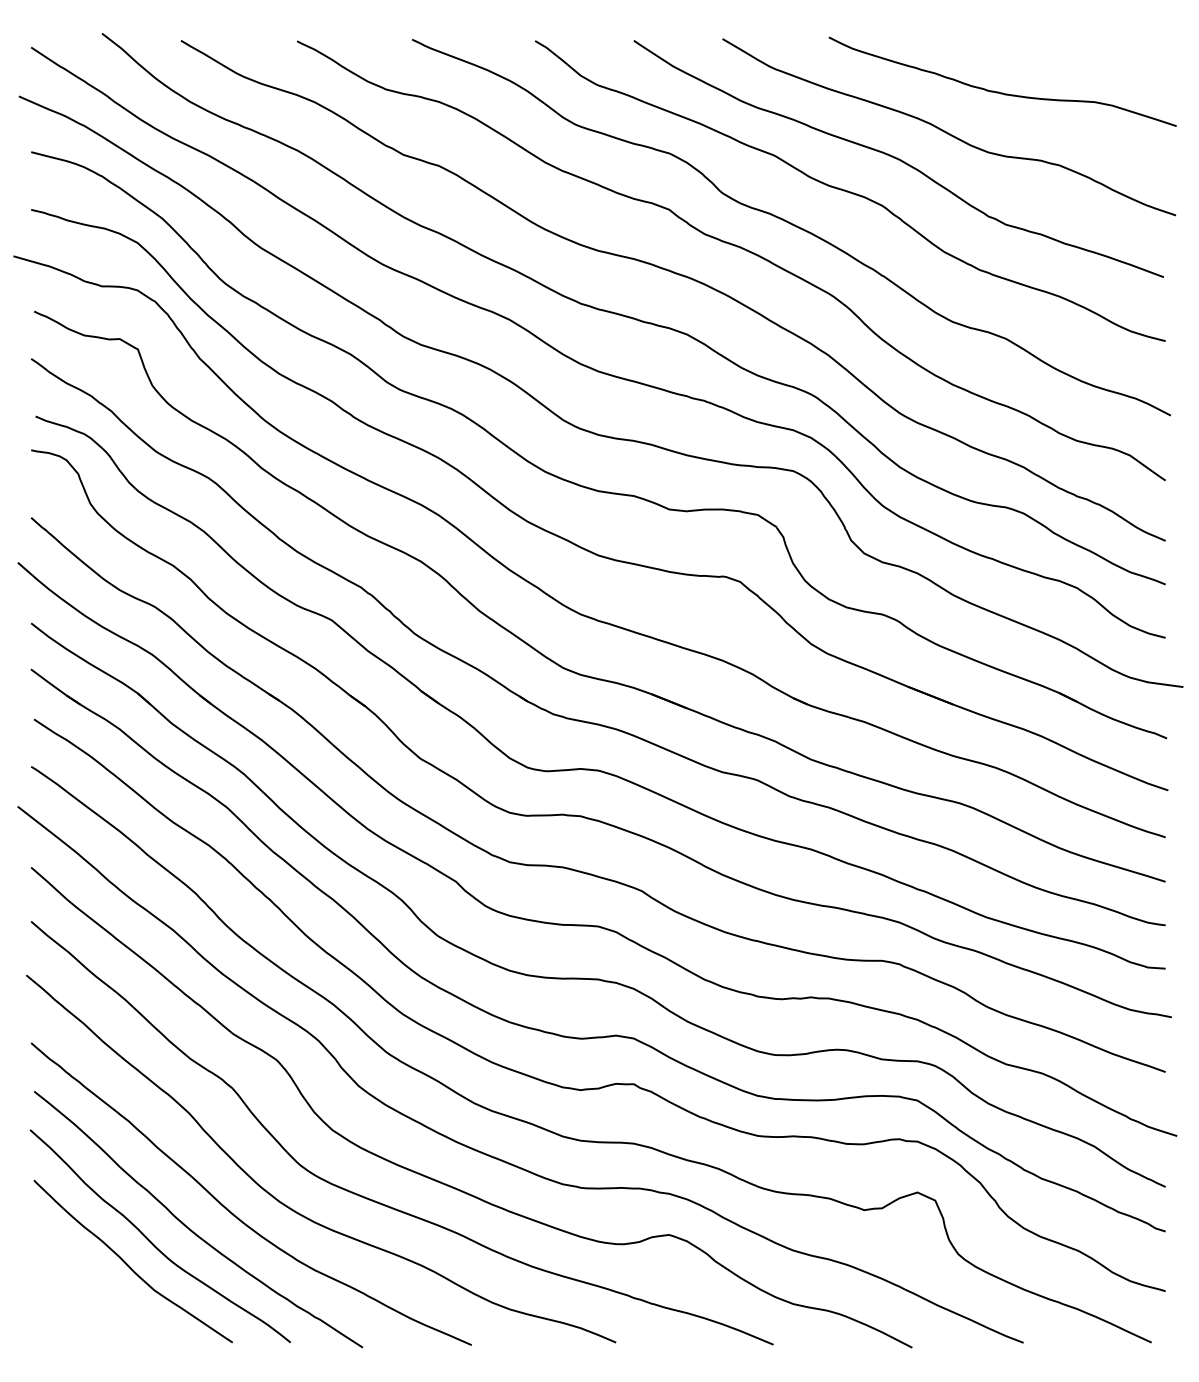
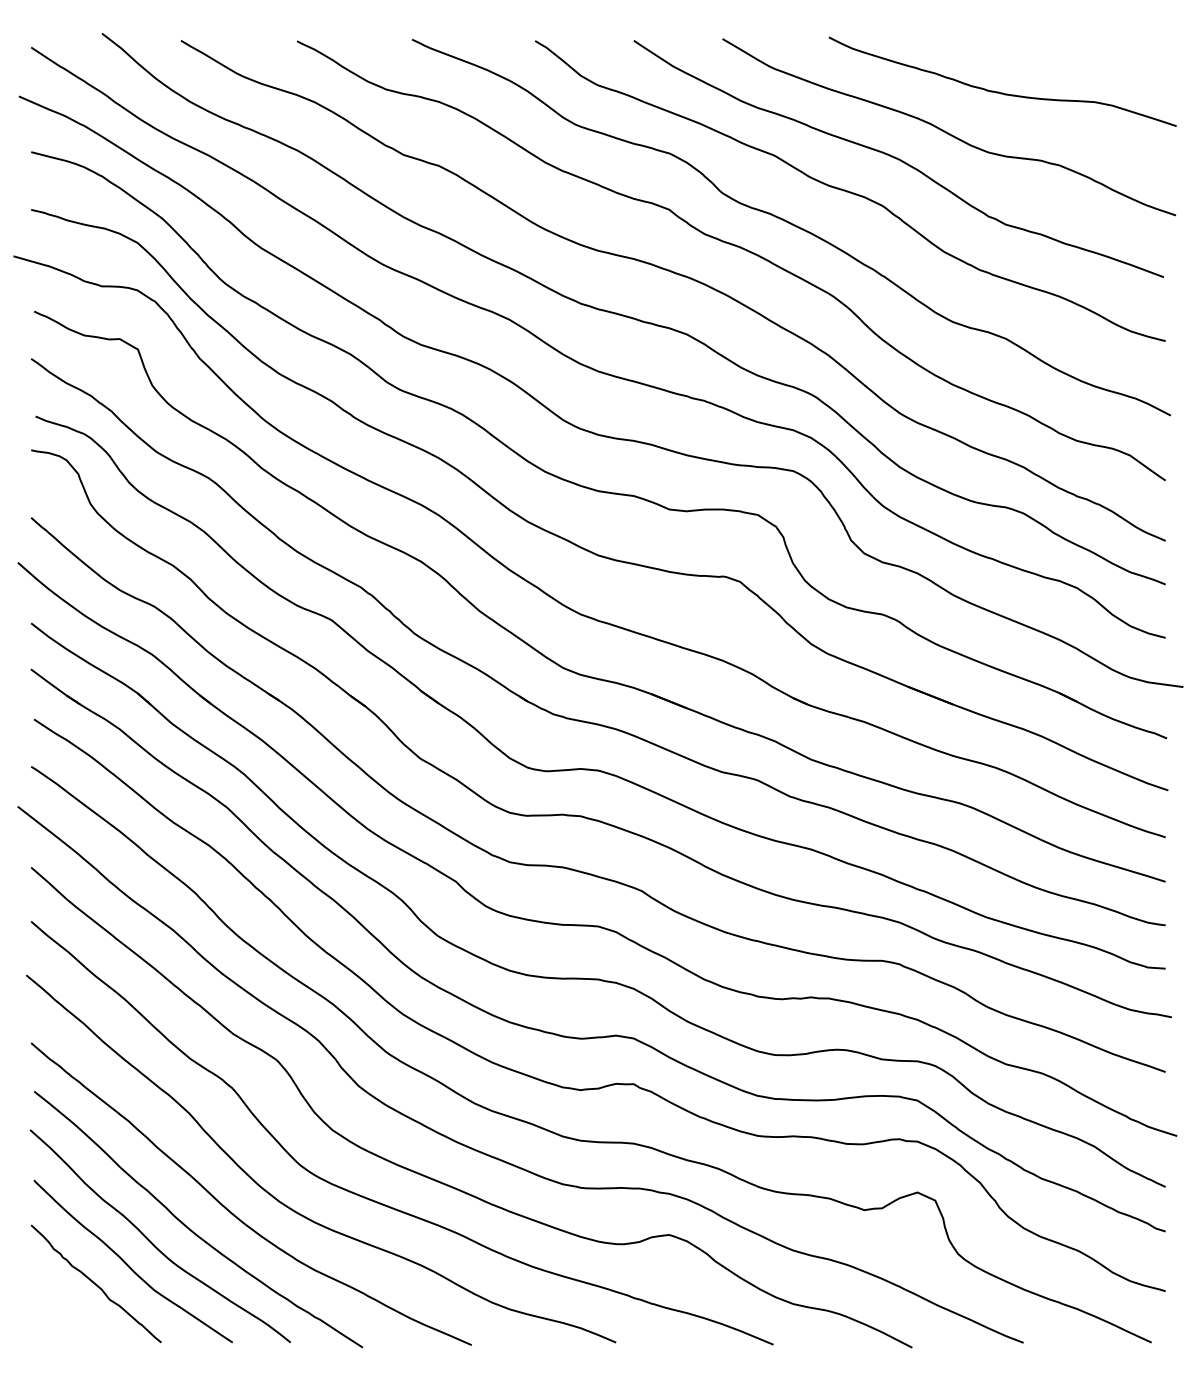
curve: none -> present (95, 1283)
